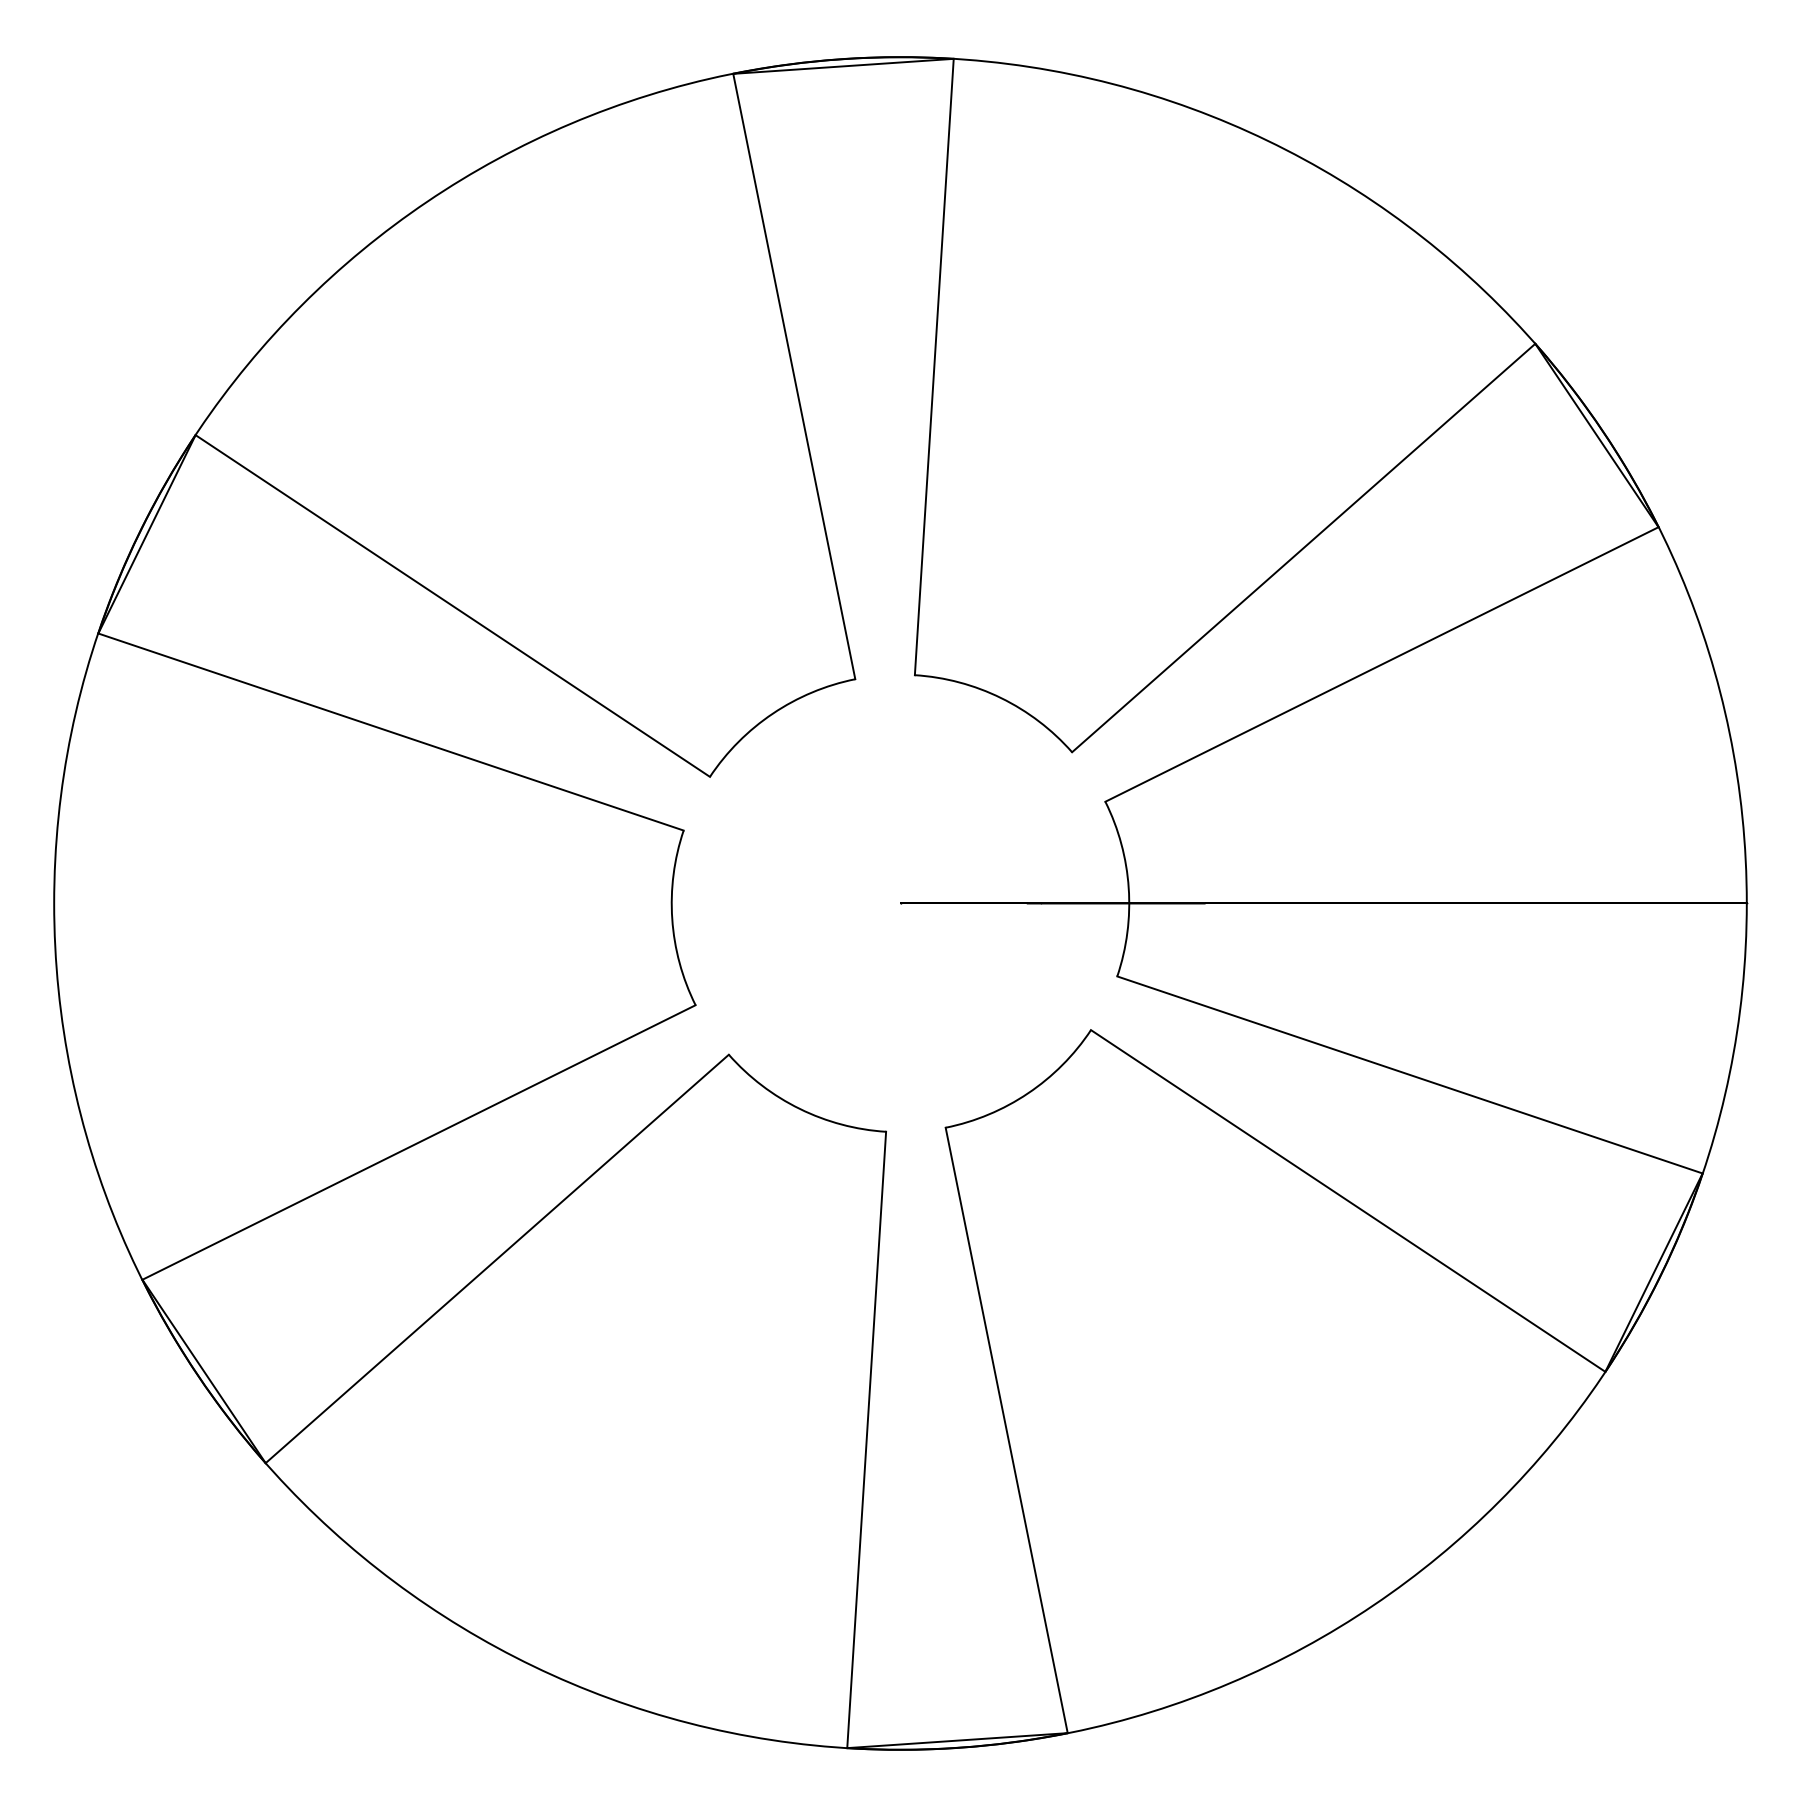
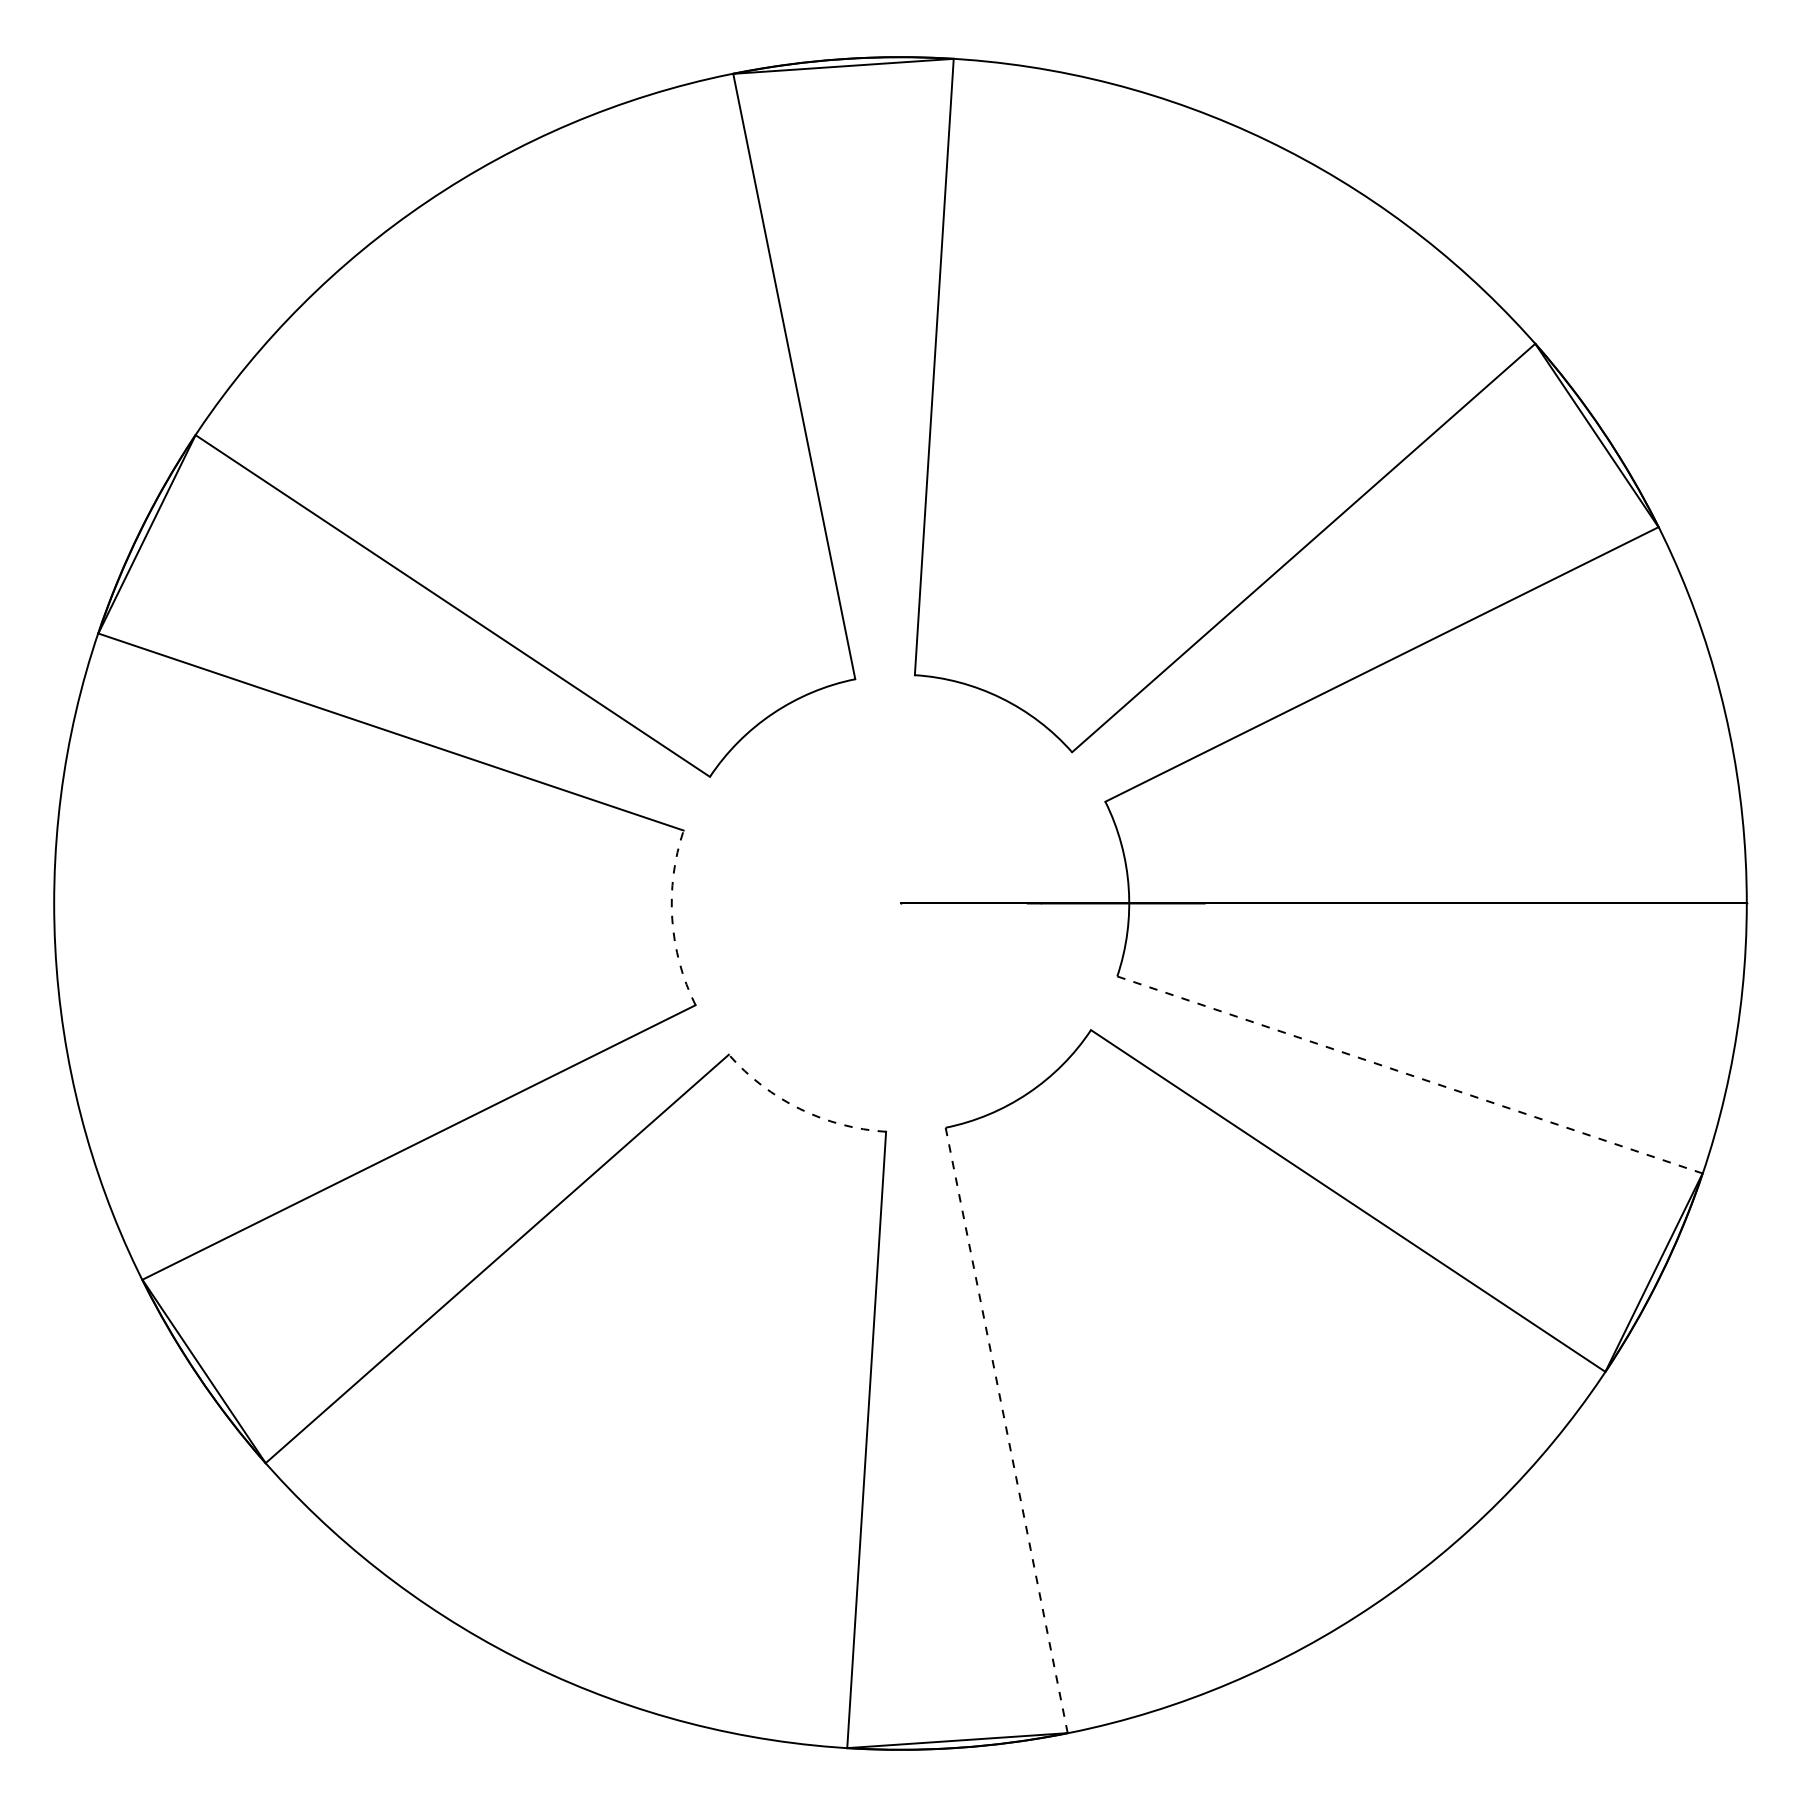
arc: solid -> dashed (672, 919)
line: solid -> dashed (1409, 1074)
arc: solid -> dashed (799, 1108)
line: solid -> dashed (1006, 1430)
